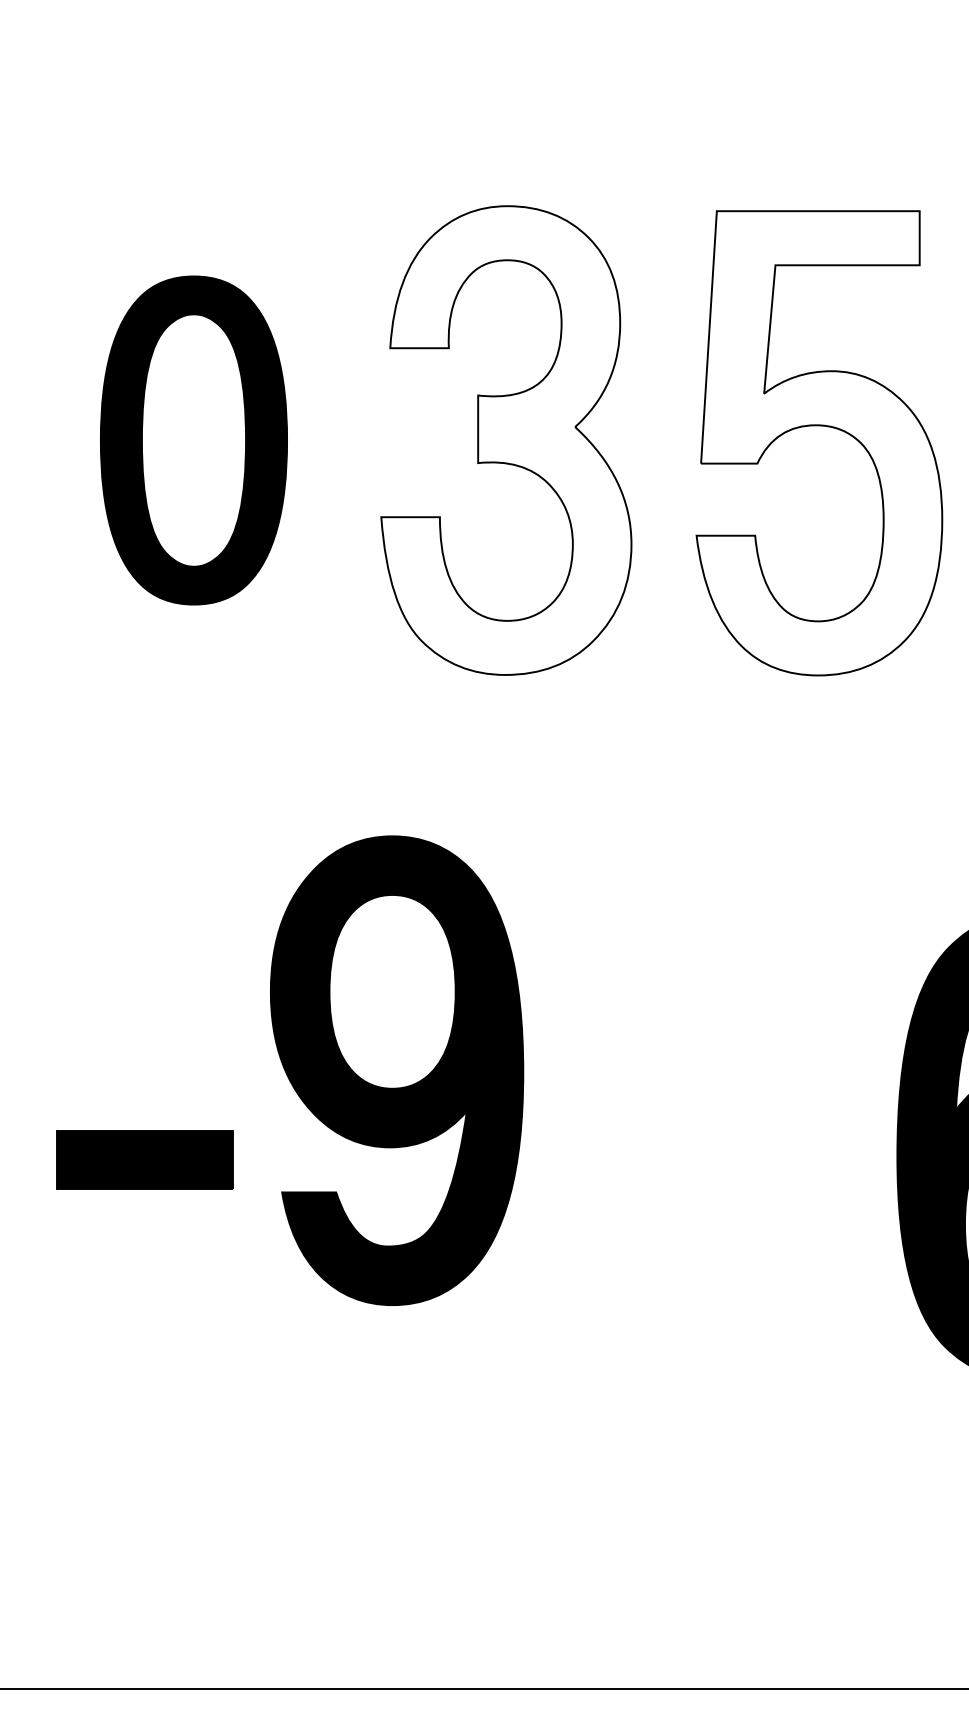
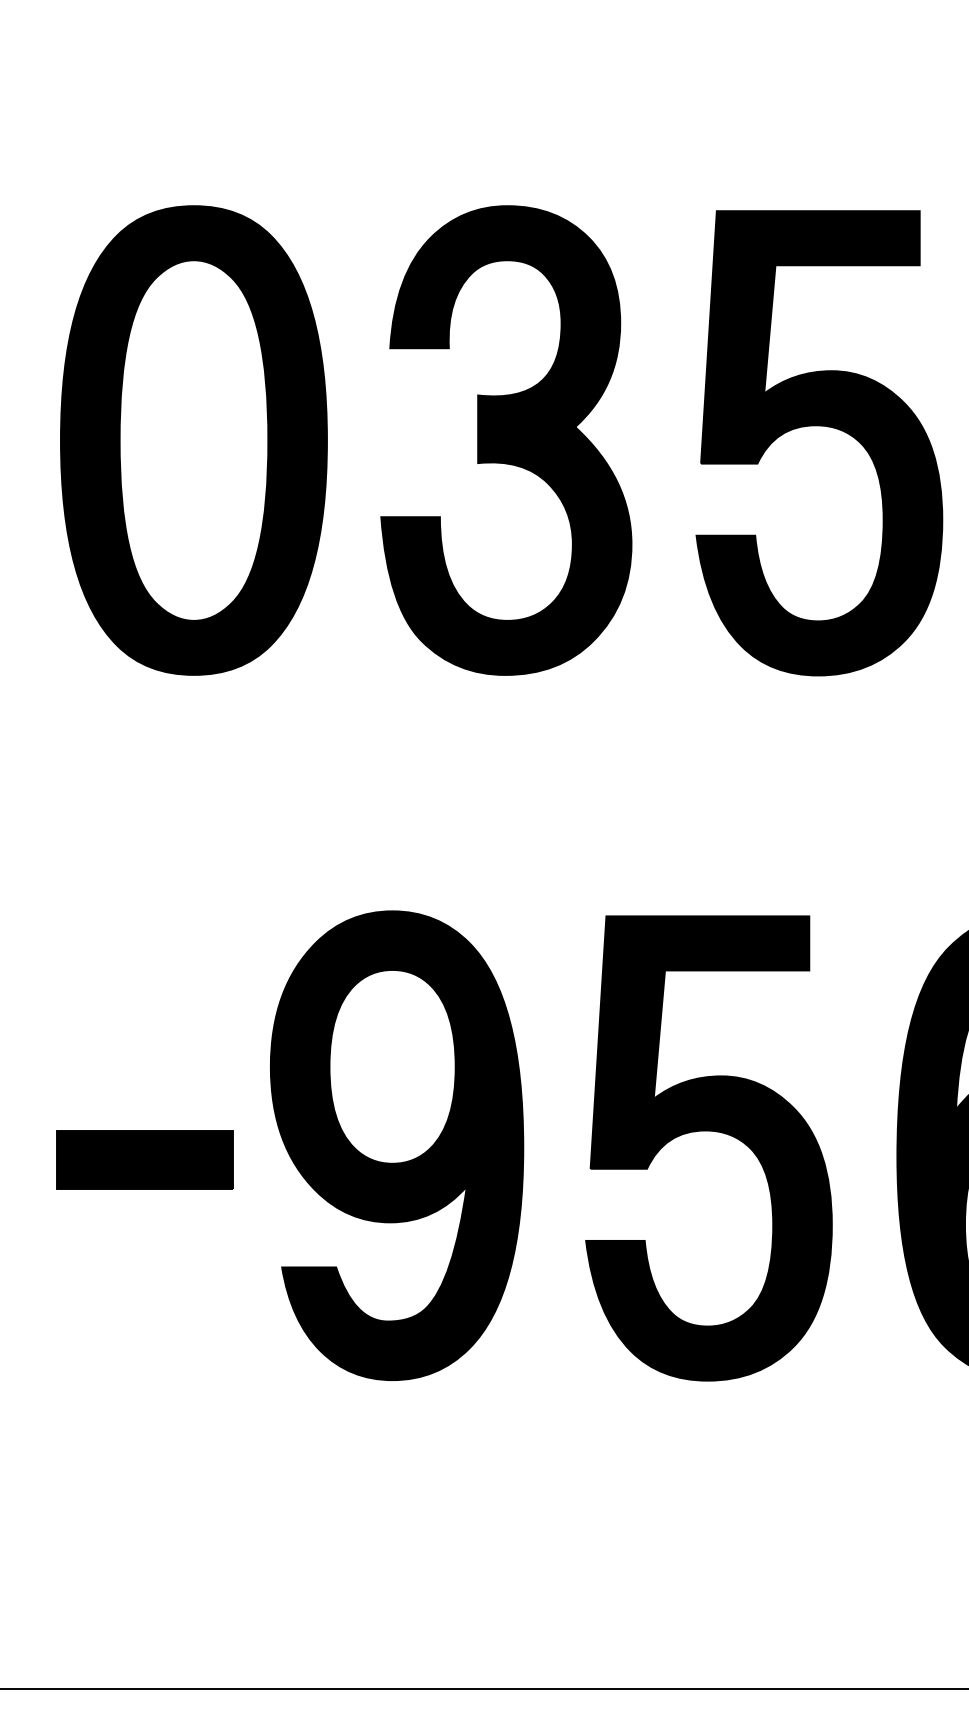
part size: 188x331 px -> 268x471 px (193, 440)
fill: none -> present (506, 440)
fill: none -> present (819, 443)
part position: (397, 1070) -> (397, 1145) (397, 1145)
part: none -> present (708, 1131)
